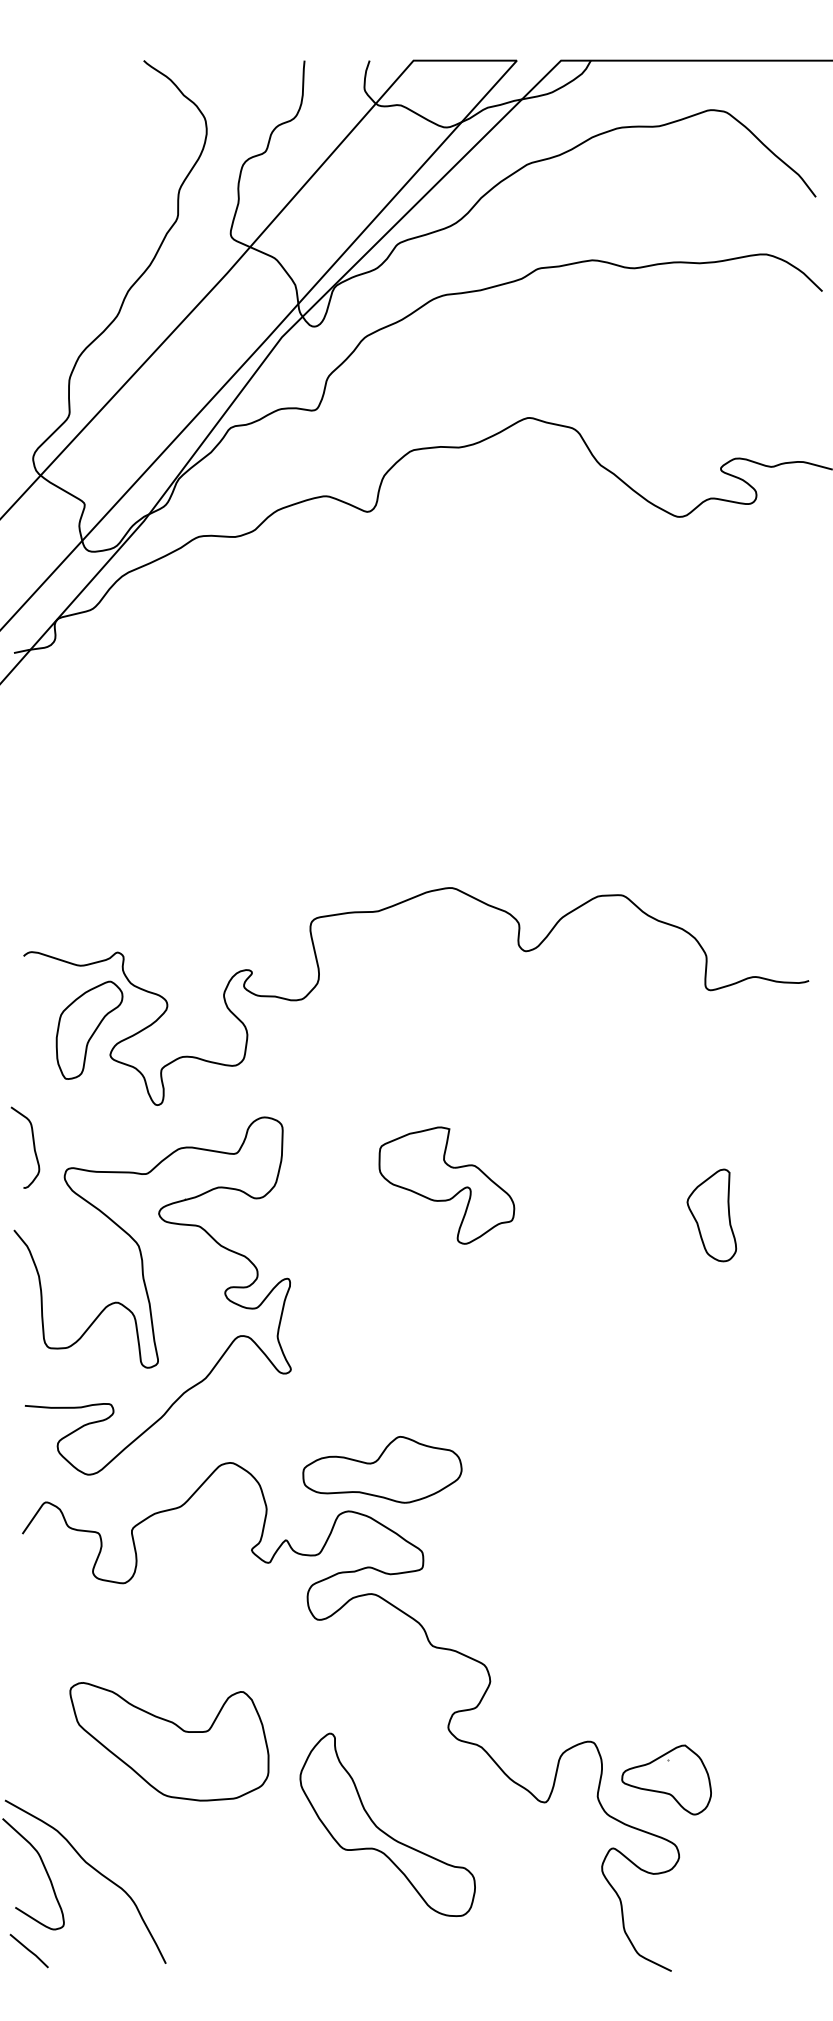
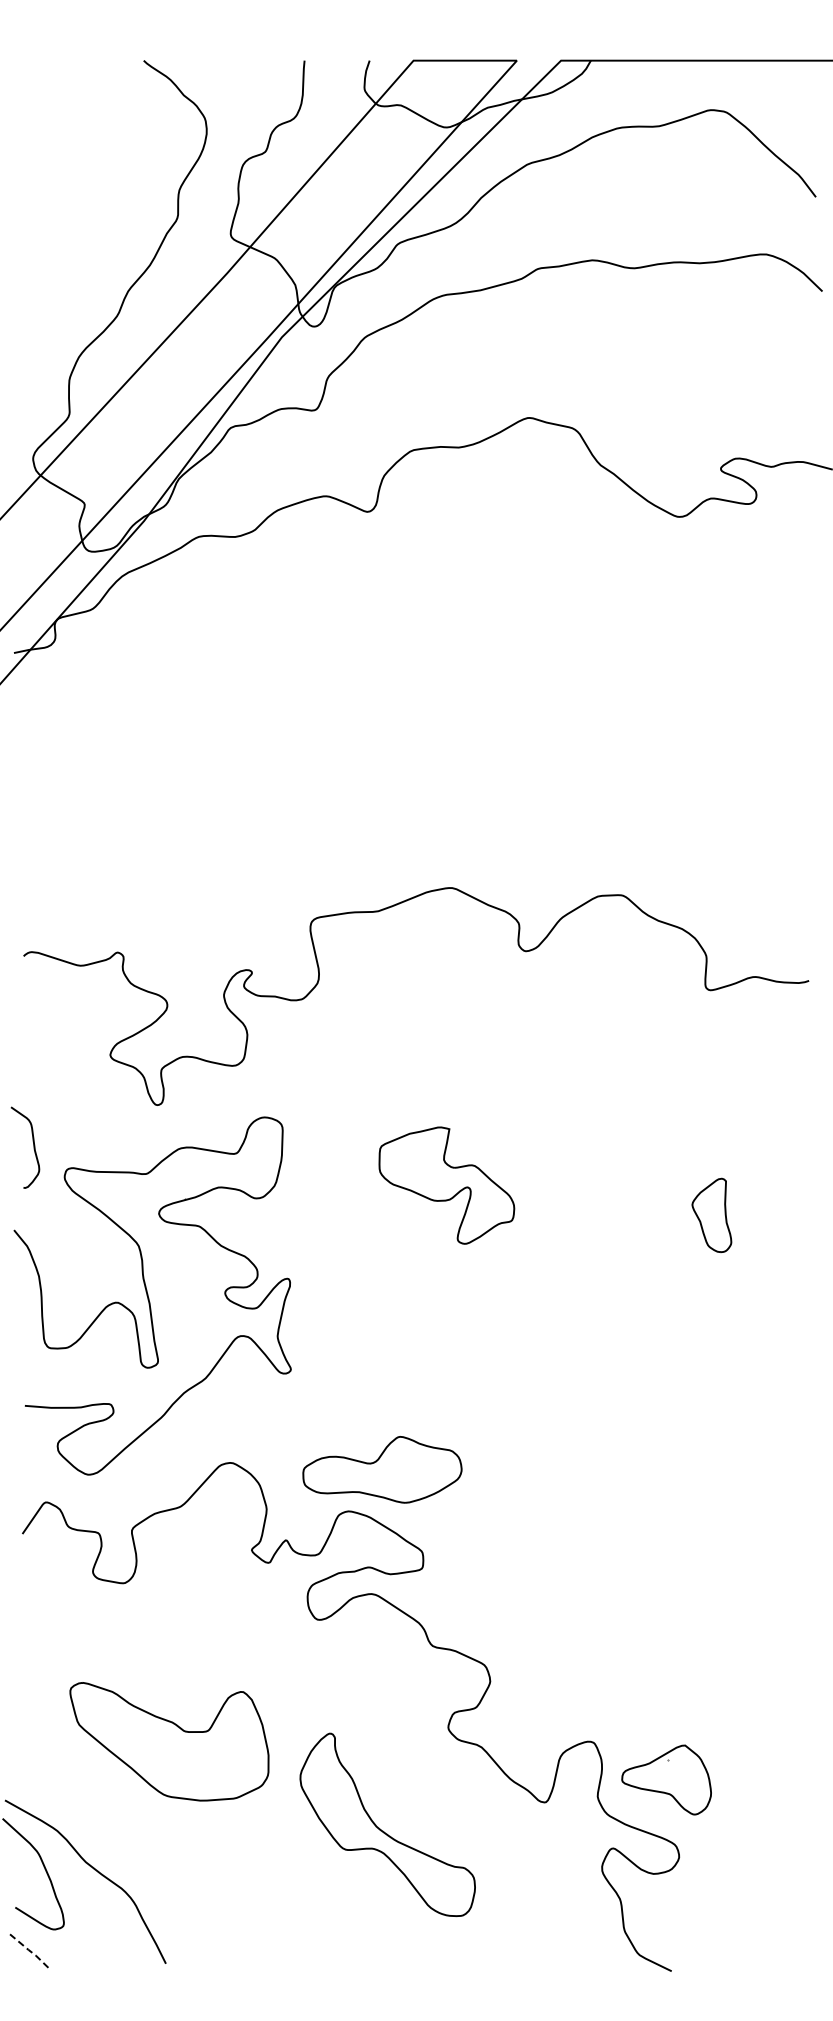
part: present -> none (89, 1029)
part size: 52x95 px -> 42x76 px (711, 1214)
line: solid -> dashed (29, 1950)
